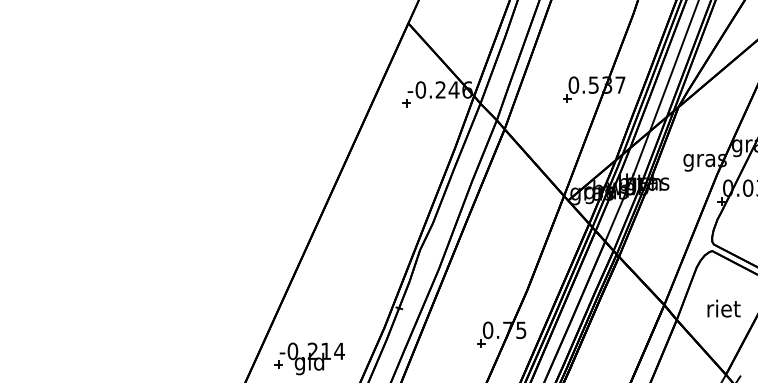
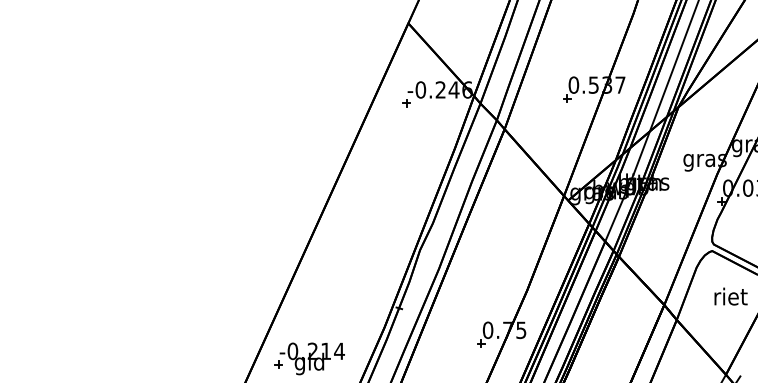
text position: (723, 308) -> (730, 296) (730, 296)
